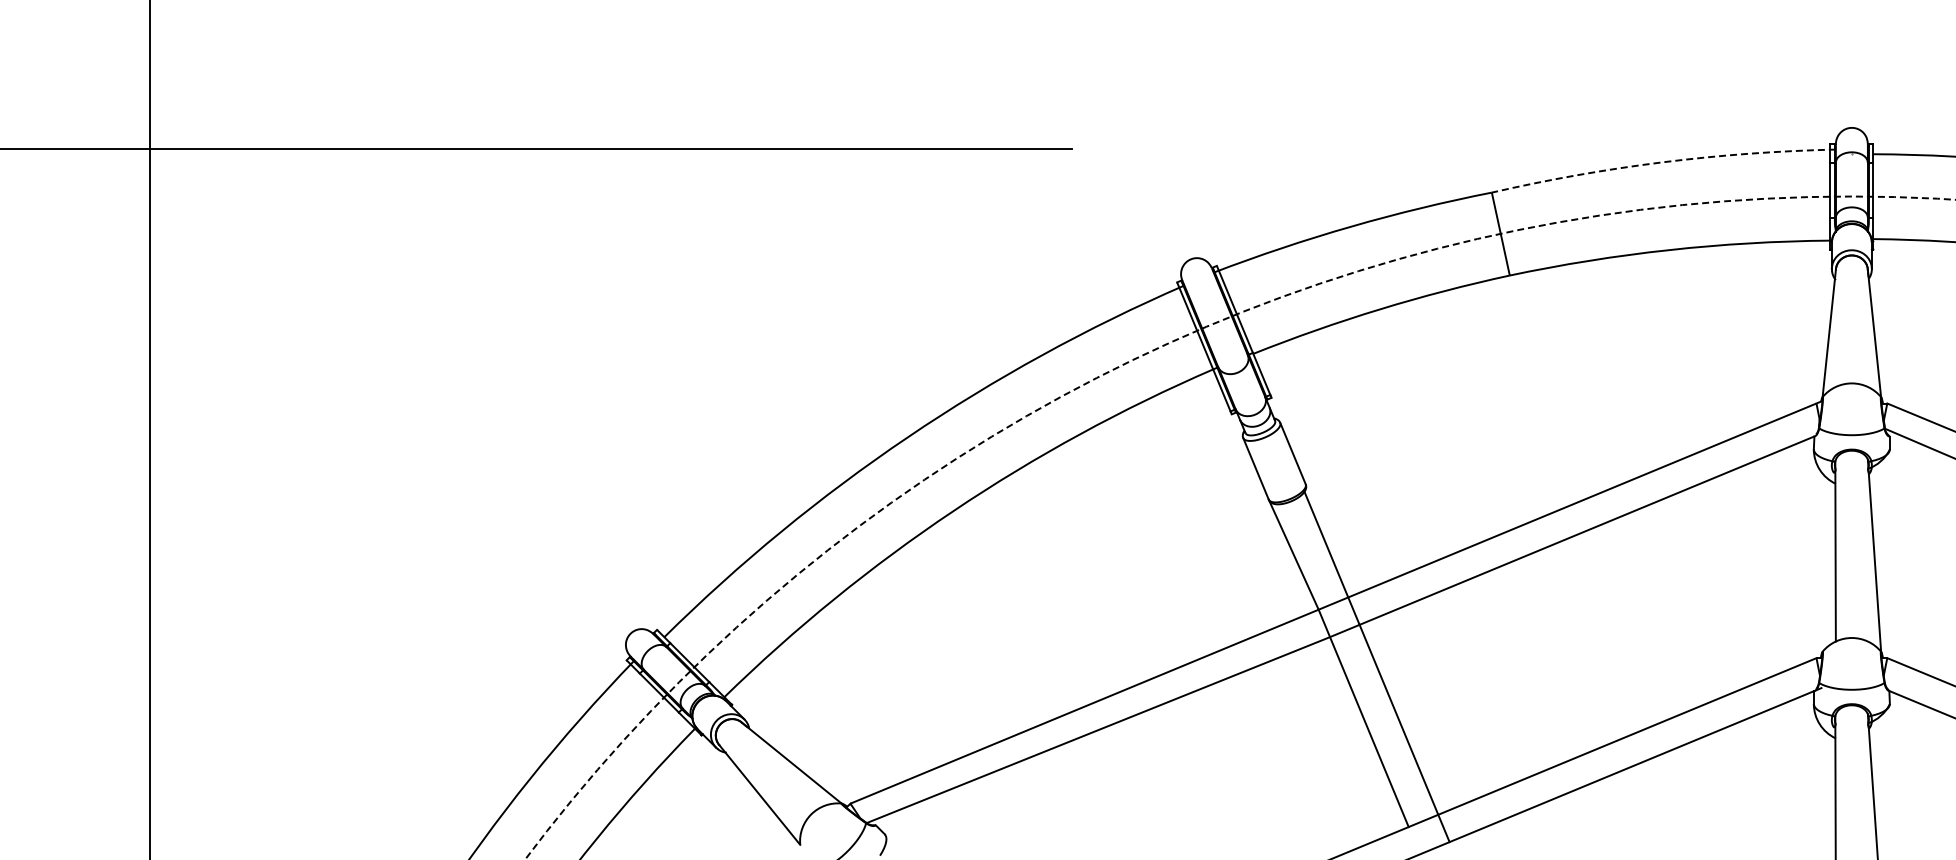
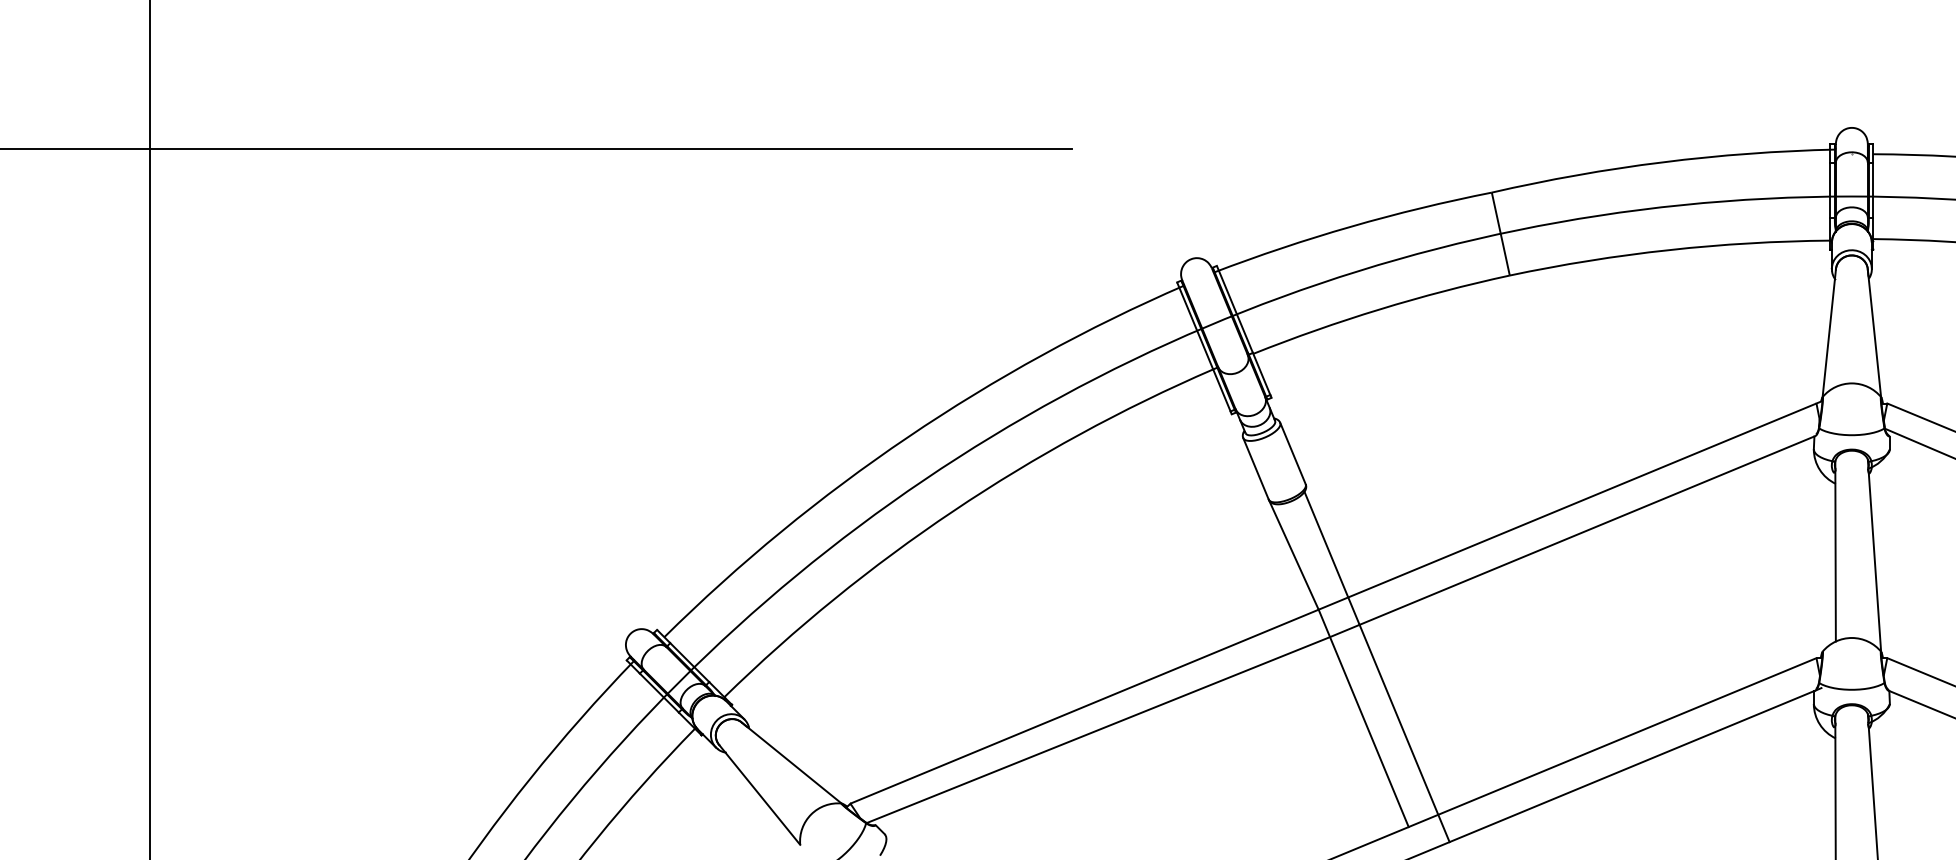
arc: dashed -> solid (1662, 162)
circle: dashed -> solid (1240, 527)
